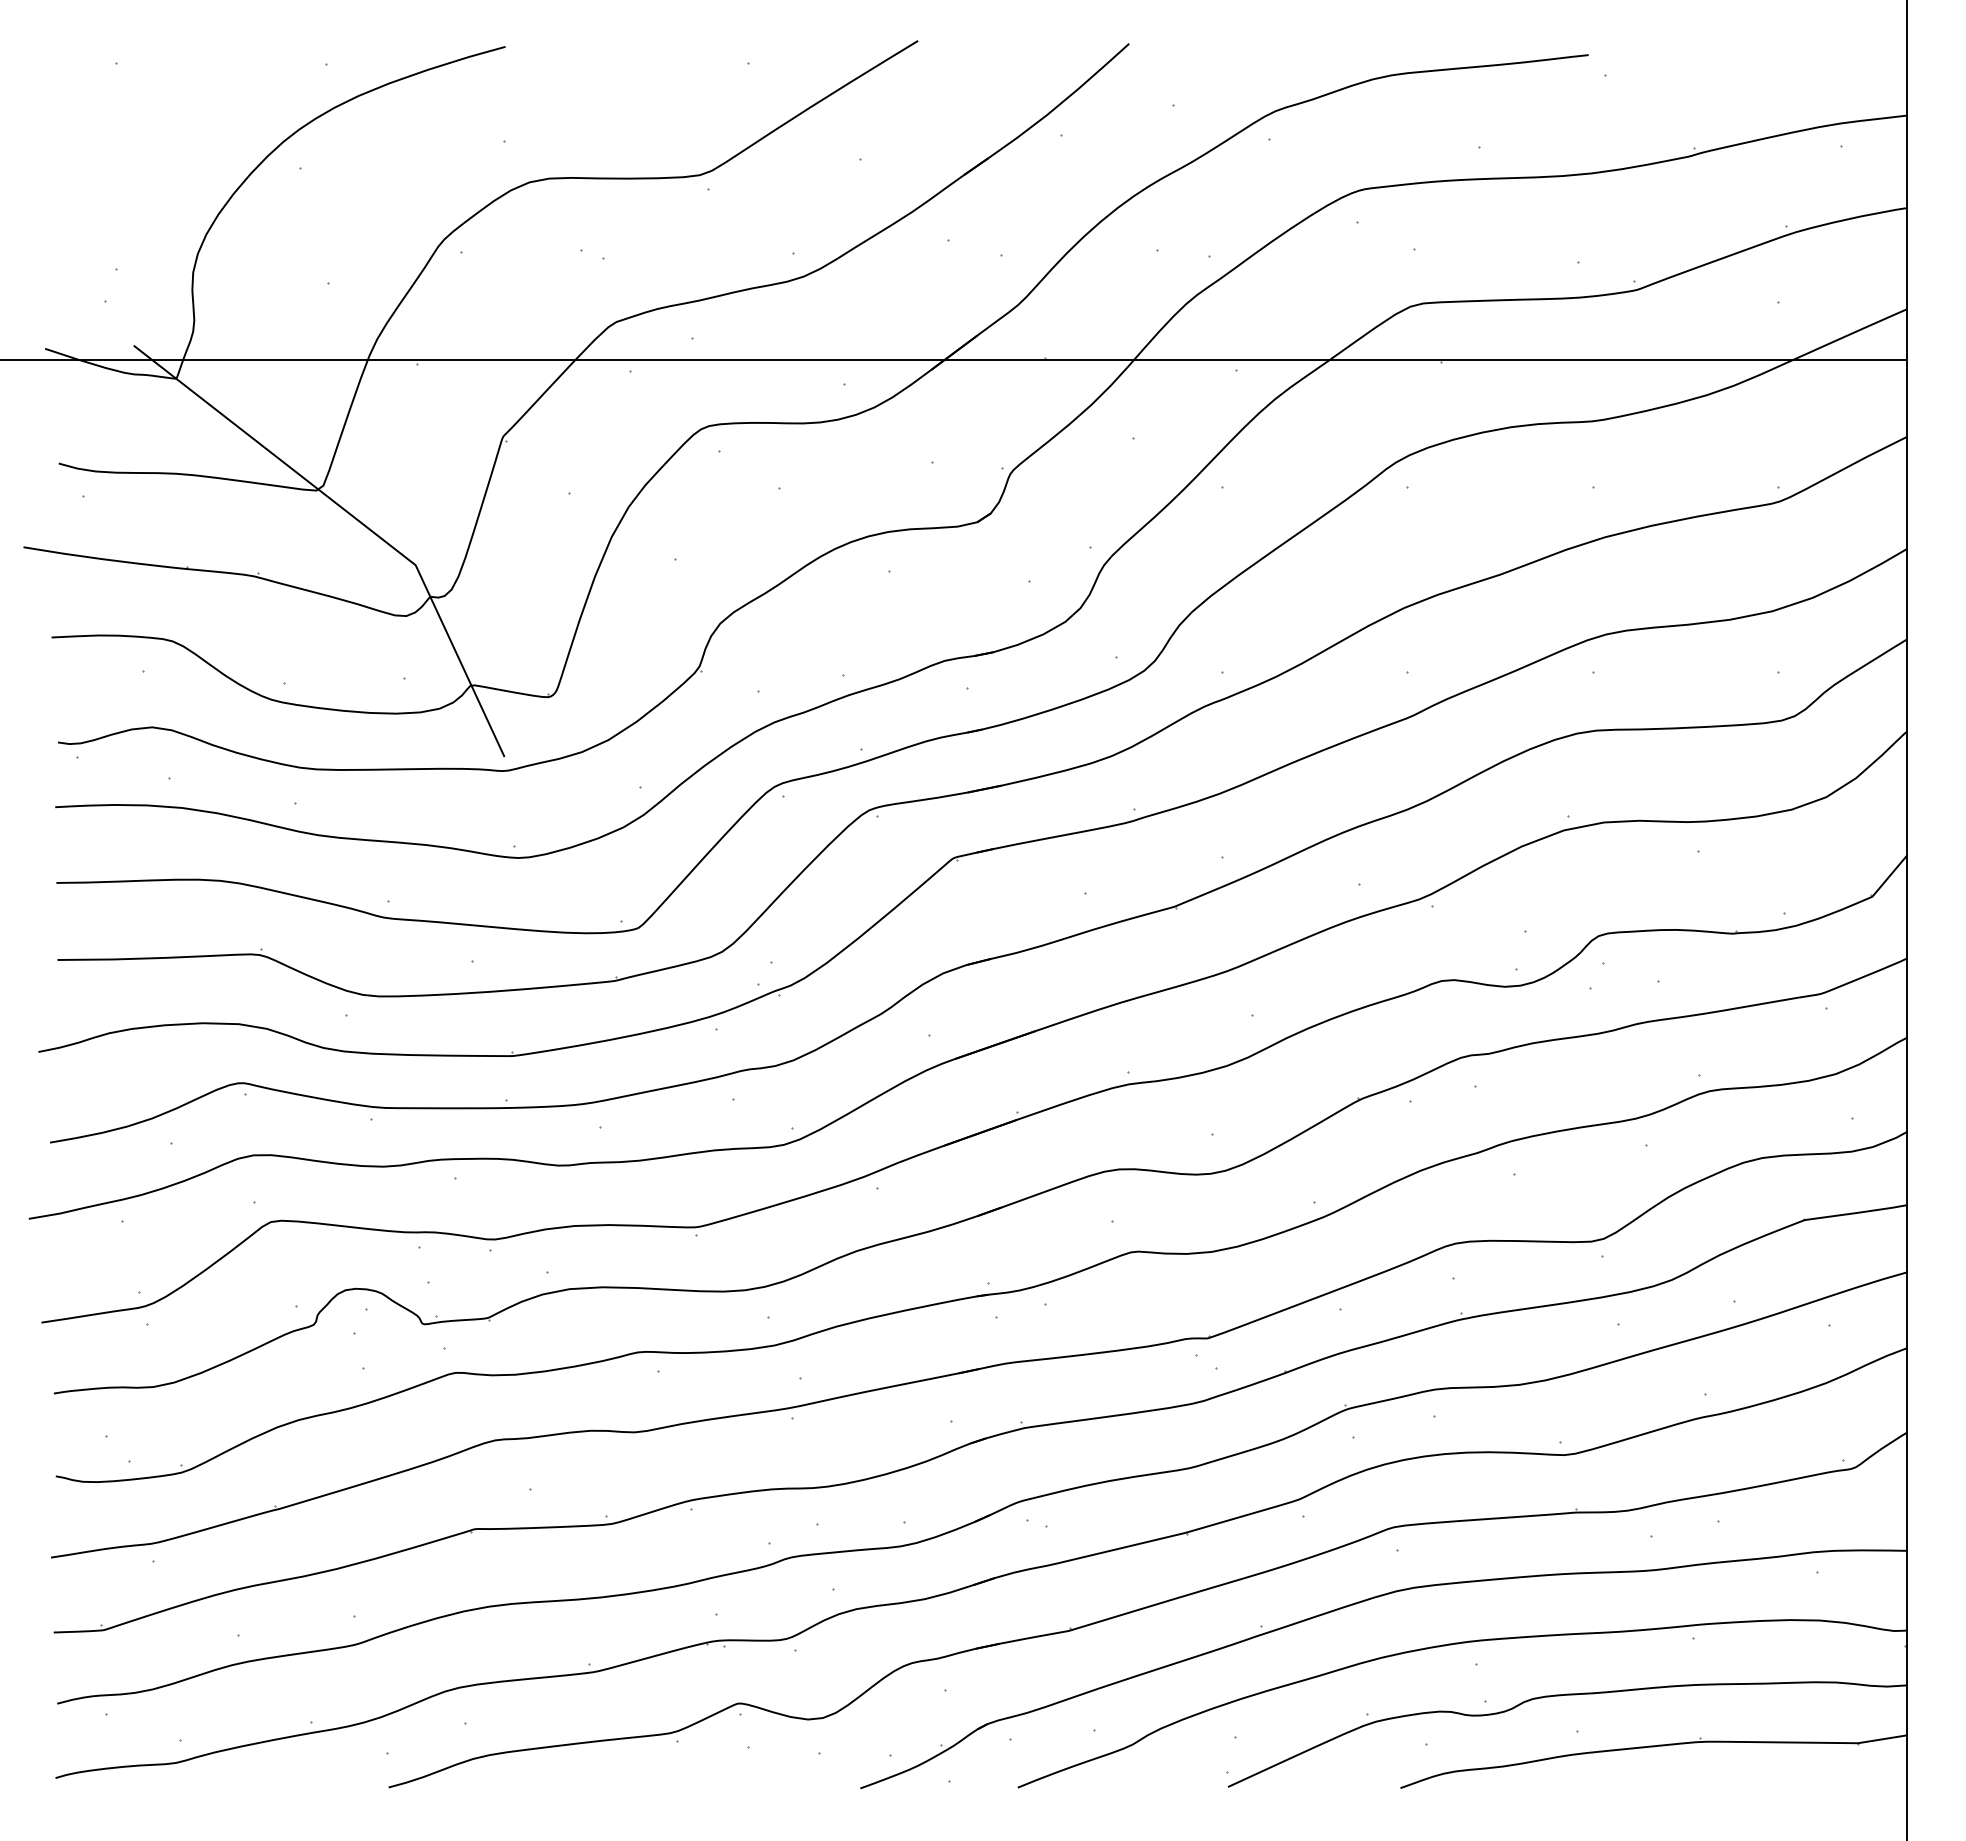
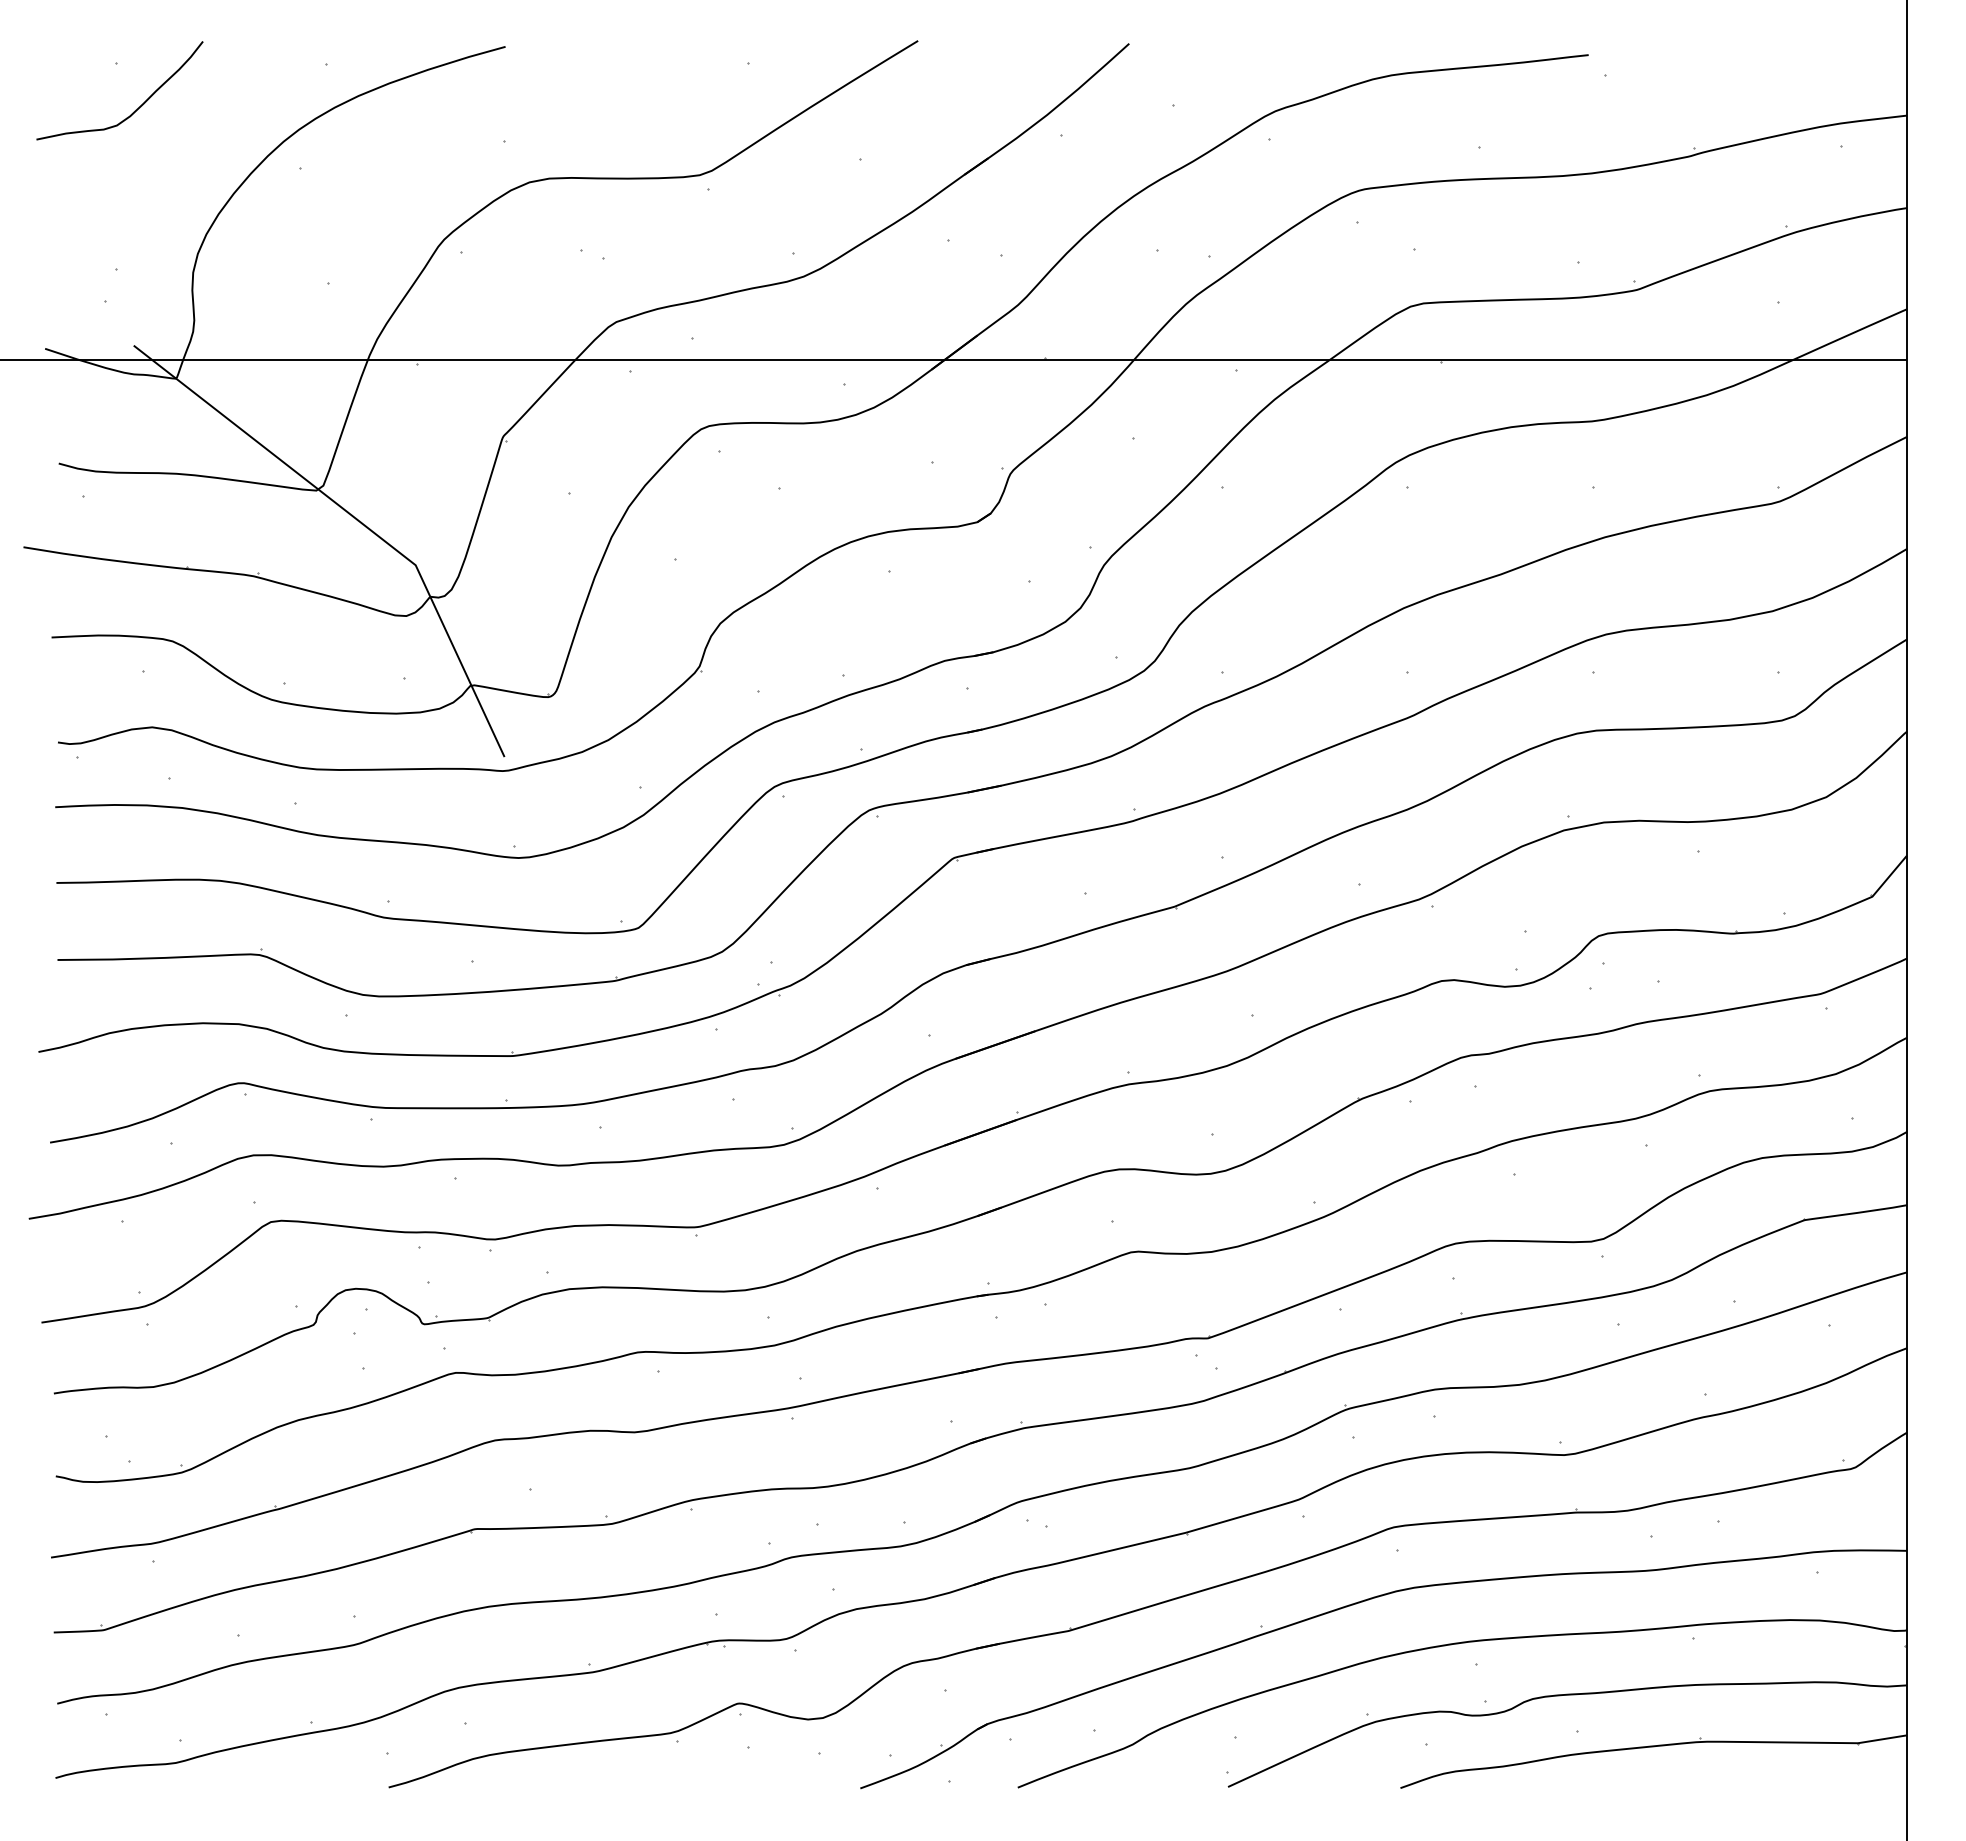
curve: none -> present (134, 110)
